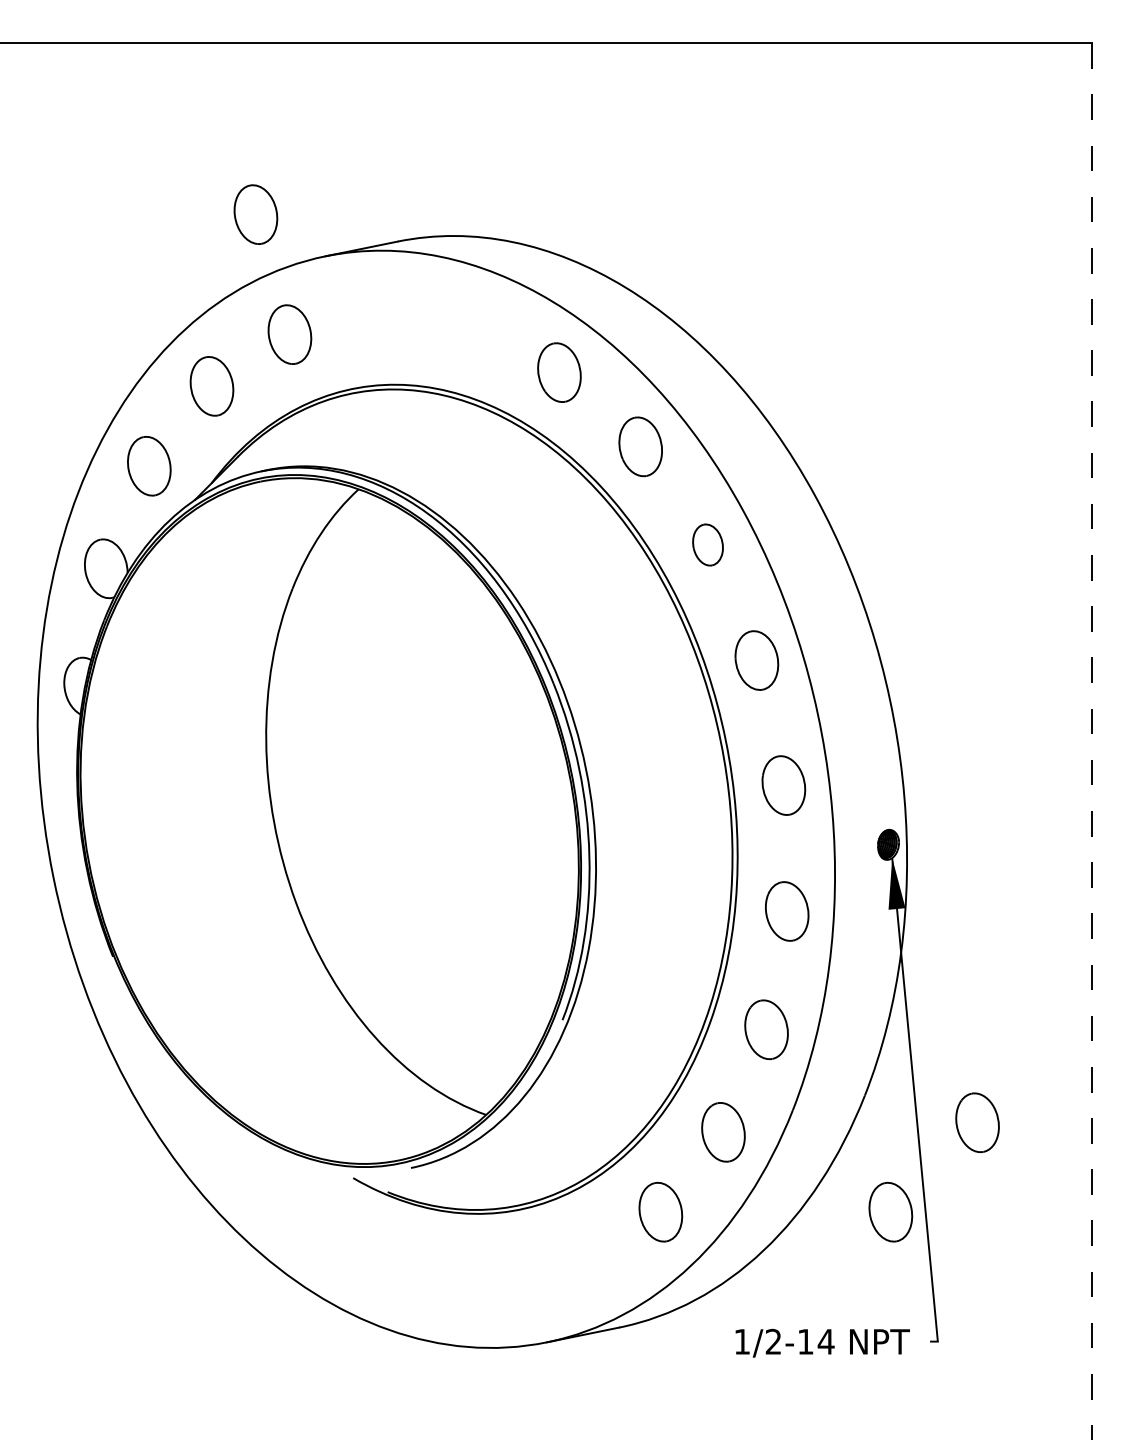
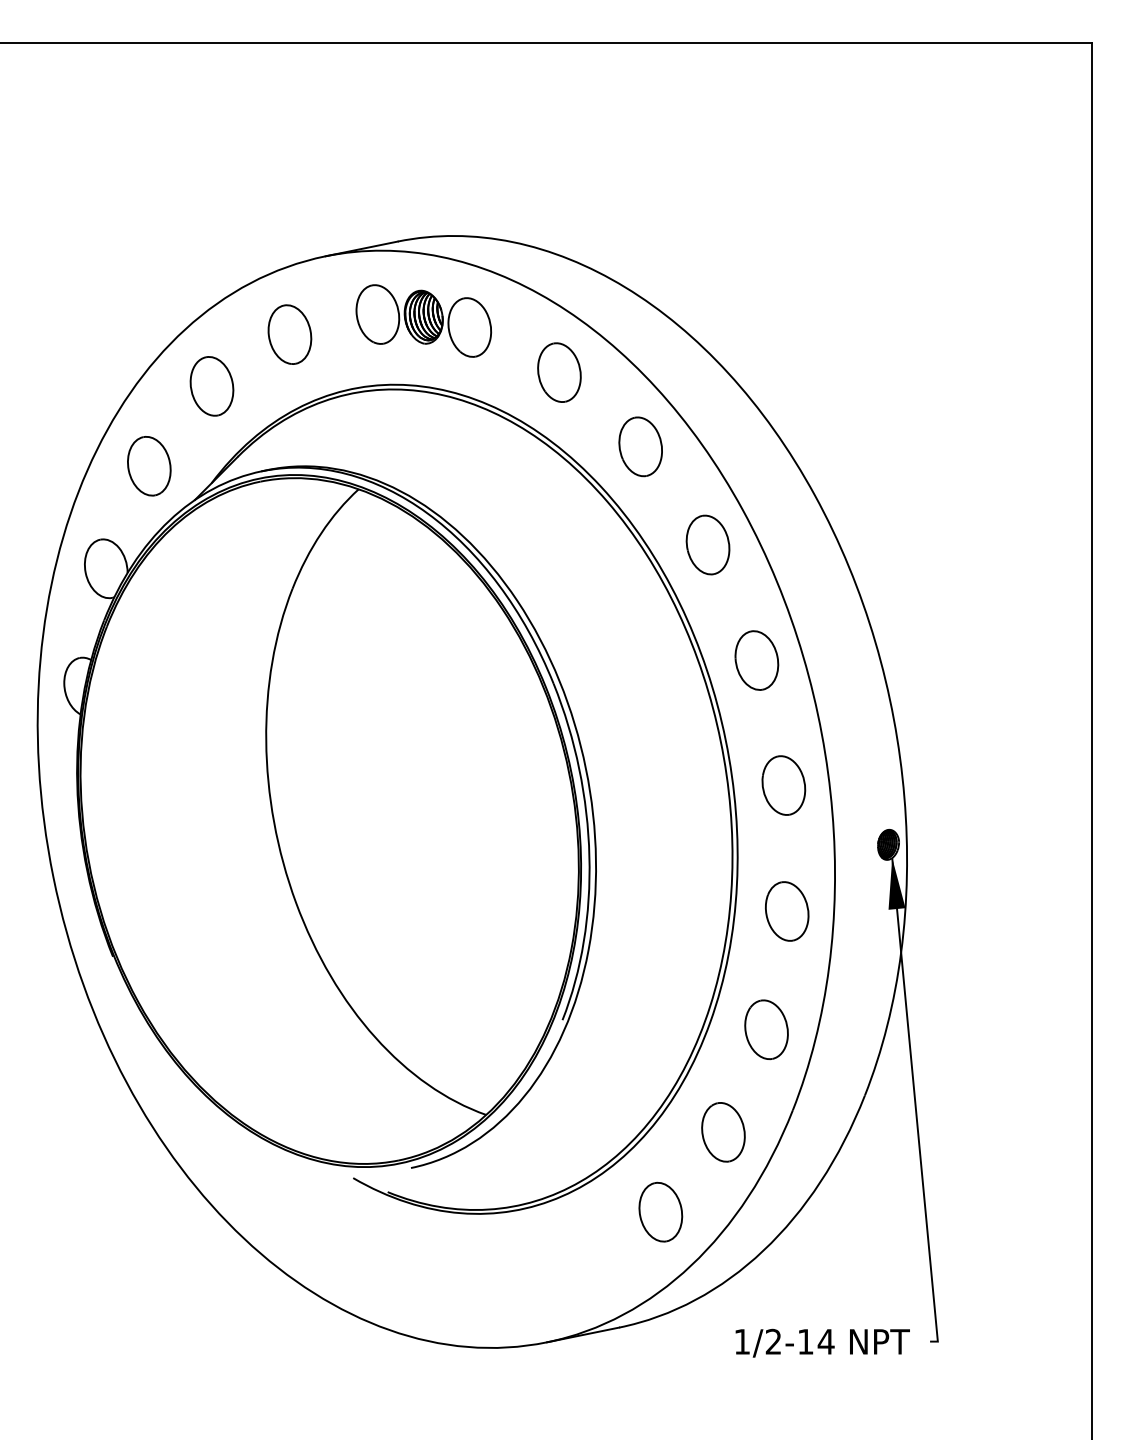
part: present -> none (255, 214)
part: none -> present (423, 320)
part size: 32x44 px -> 46x62 px (707, 544)
line: dashed -> solid (1092, 742)
part: present -> none (977, 1122)
part: present -> none (890, 1211)
